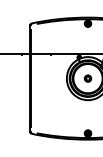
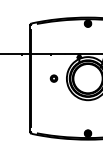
part position: (87, 78) -> (53, 78) (53, 78)
